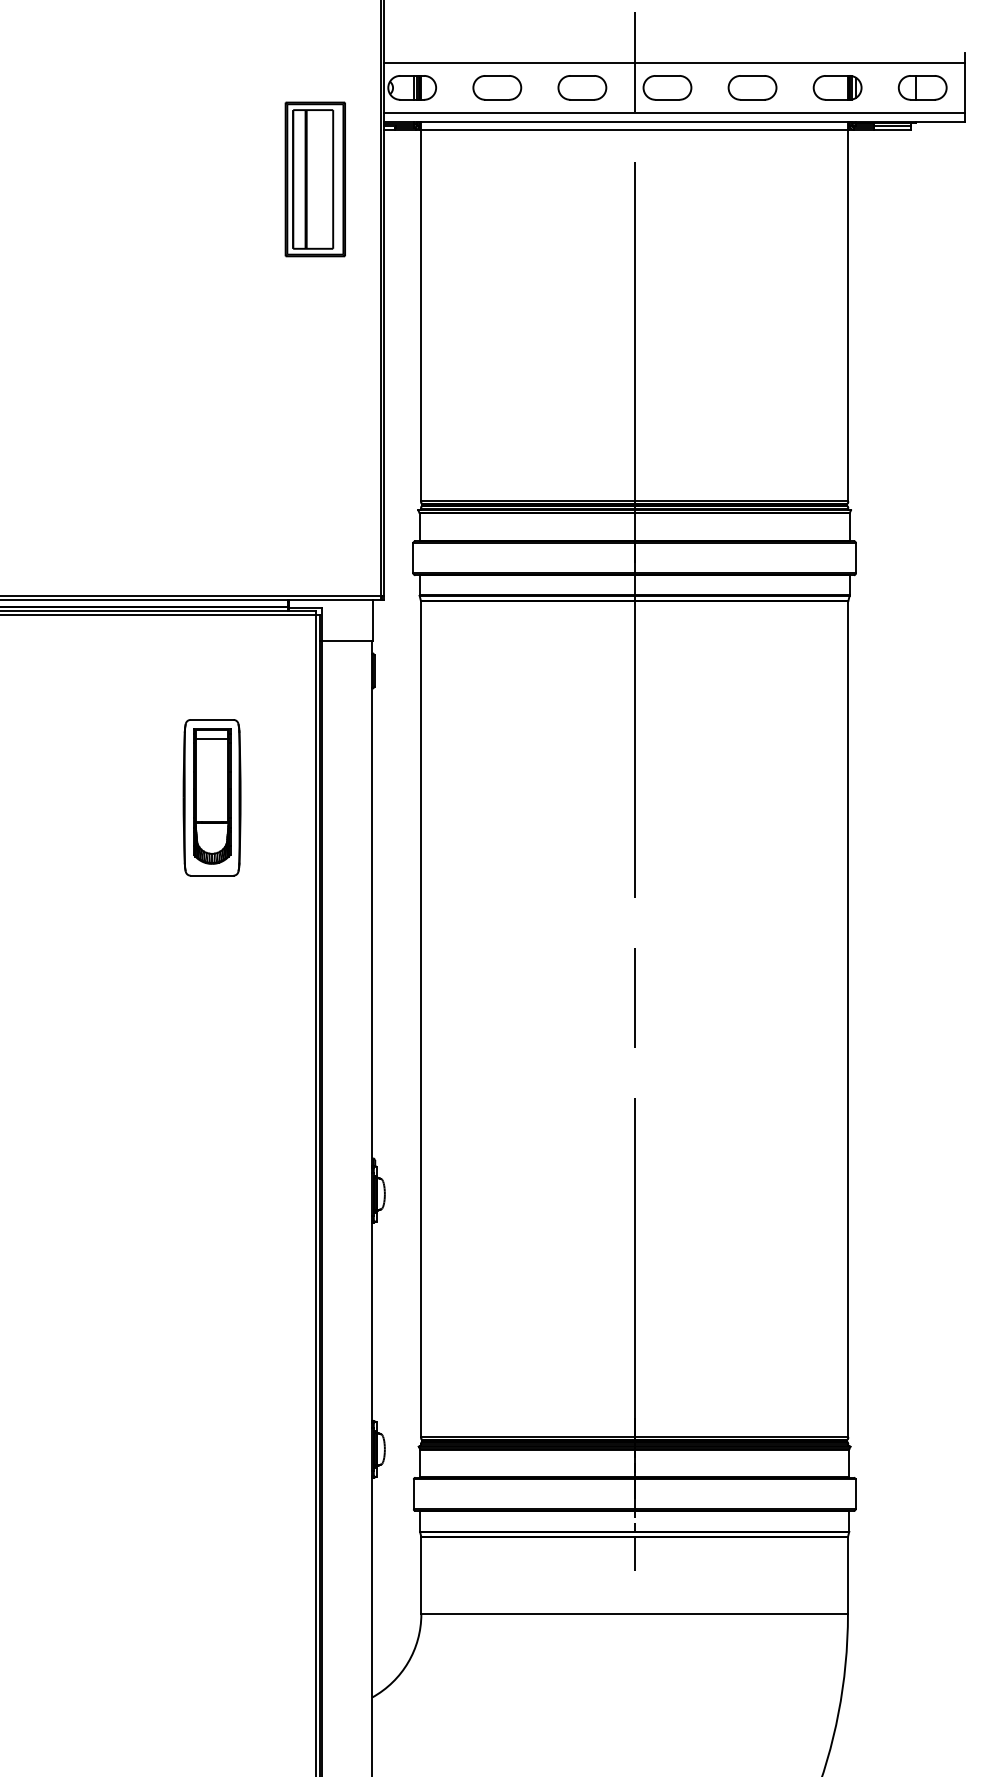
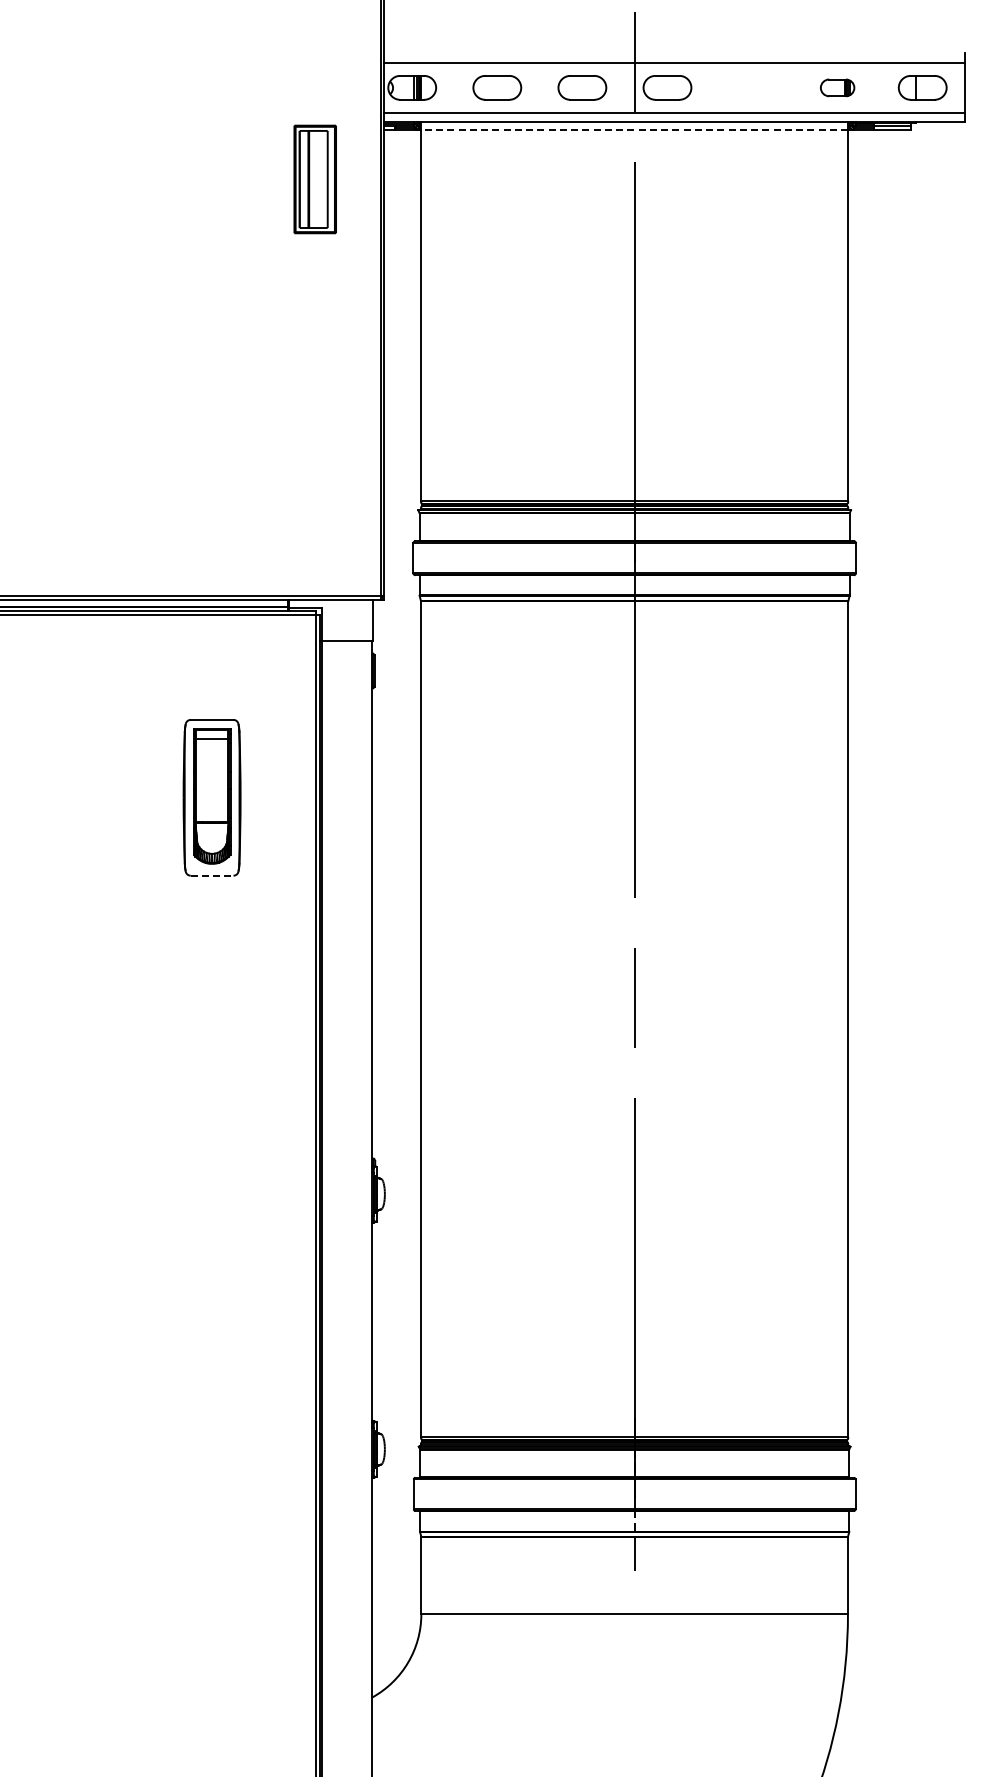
part: present -> none (752, 87)
part size: 51x26 px -> 36x20 px (837, 87)
line: solid -> dashed (634, 129)
part size: 62x157 px -> 44x111 px (314, 179)
line: solid -> dashed (212, 875)
